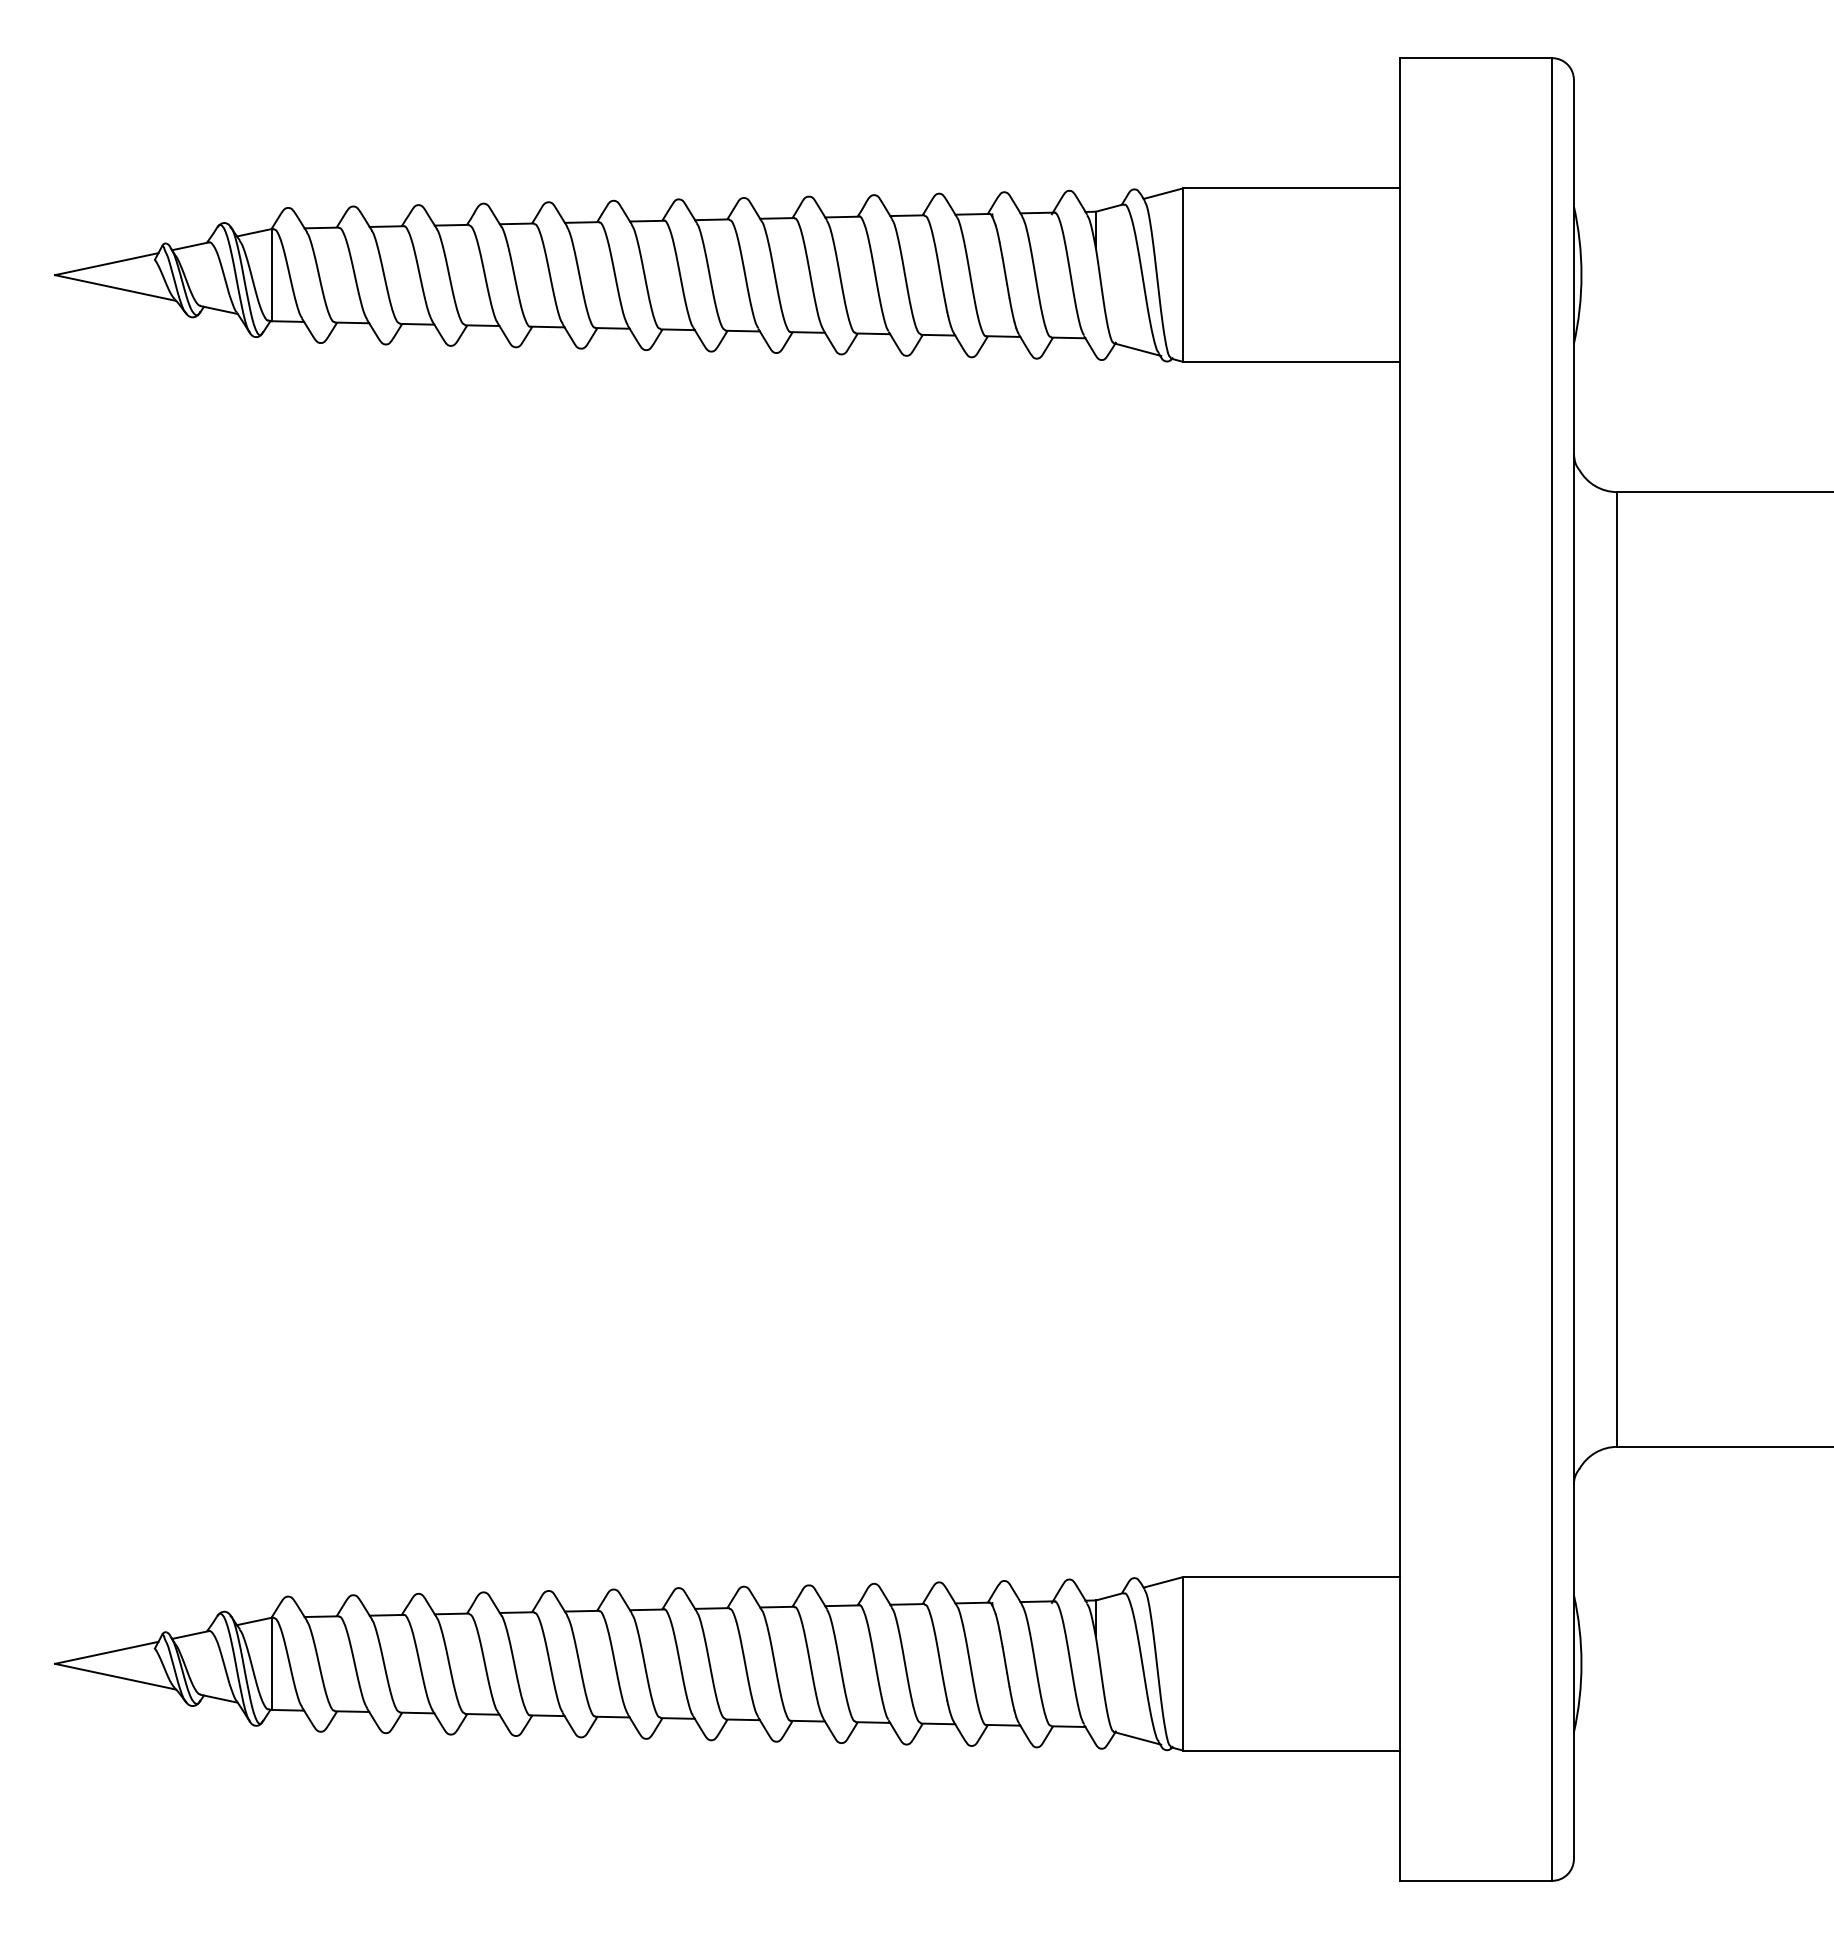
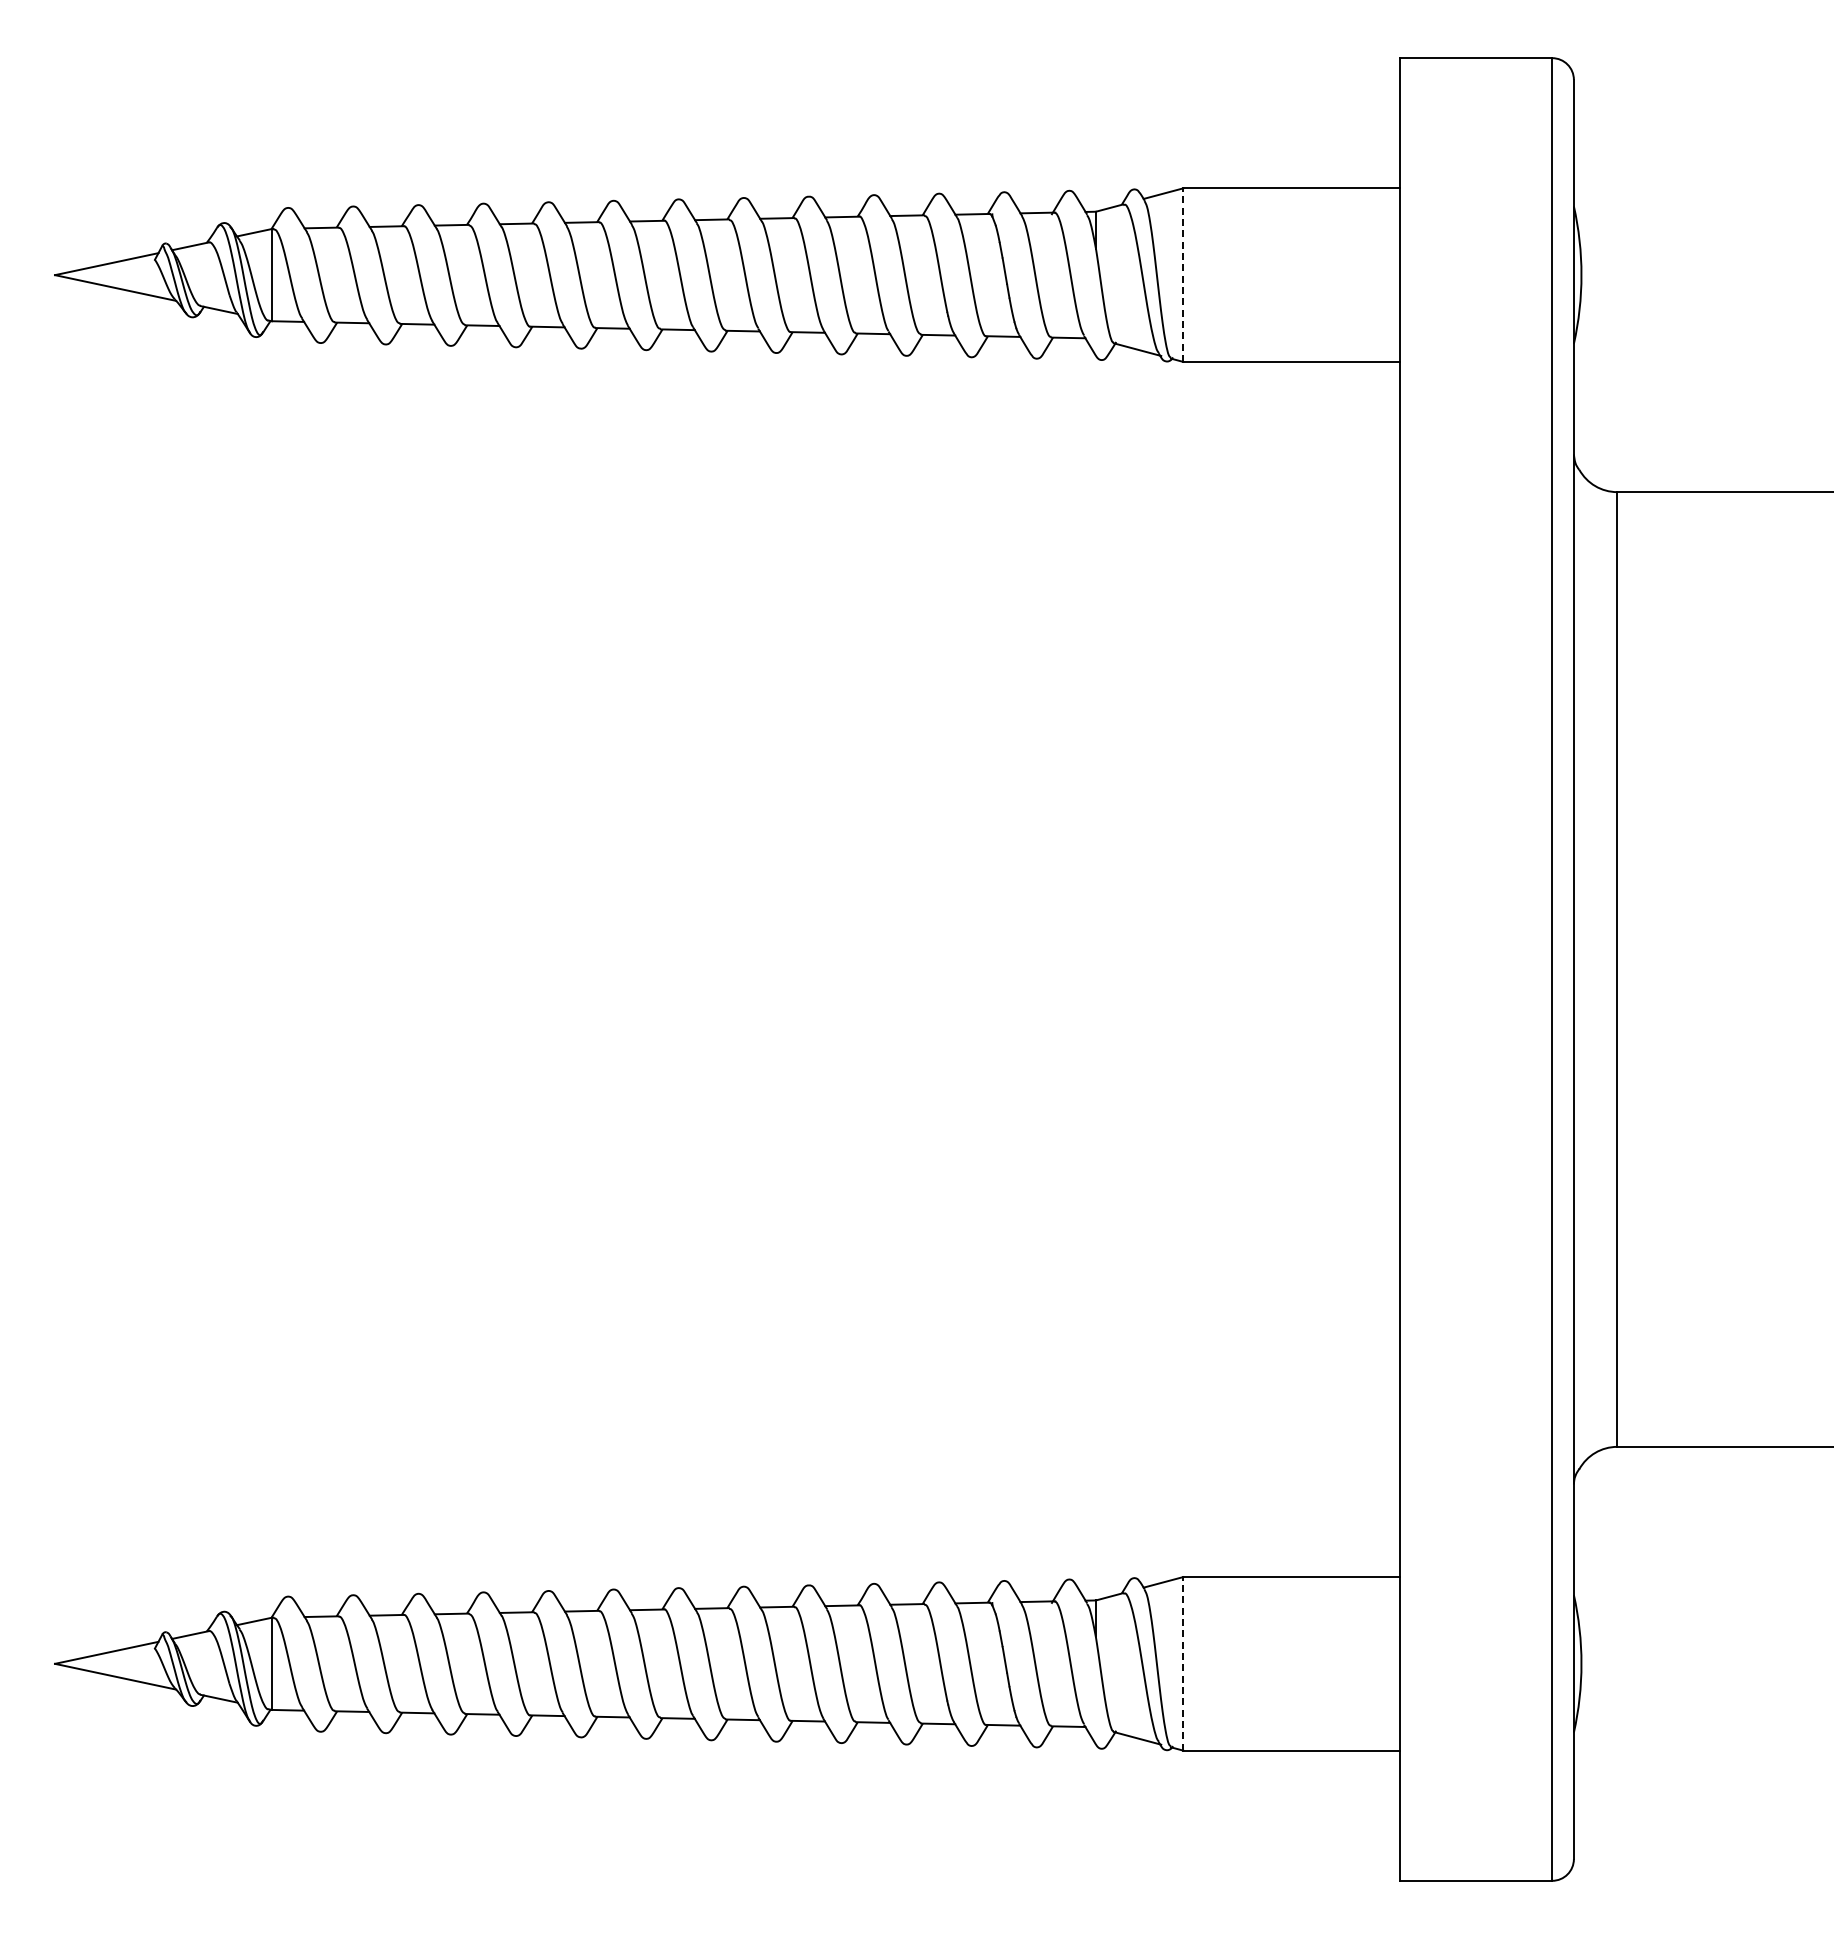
line: solid -> dashed (1183, 275)
line: solid -> dashed (1183, 1663)
